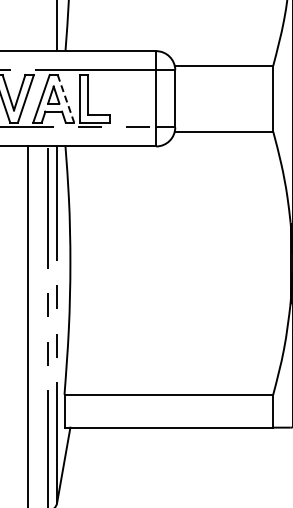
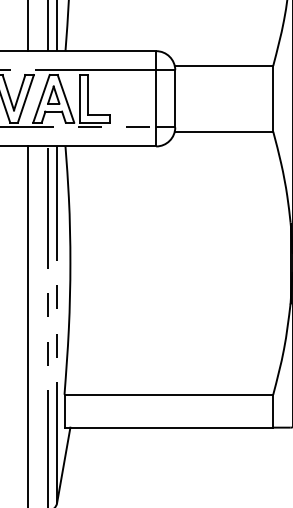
line: none -> present (28, 26)
line: none -> present (47, 26)
line: dashed -> solid (66, 99)
